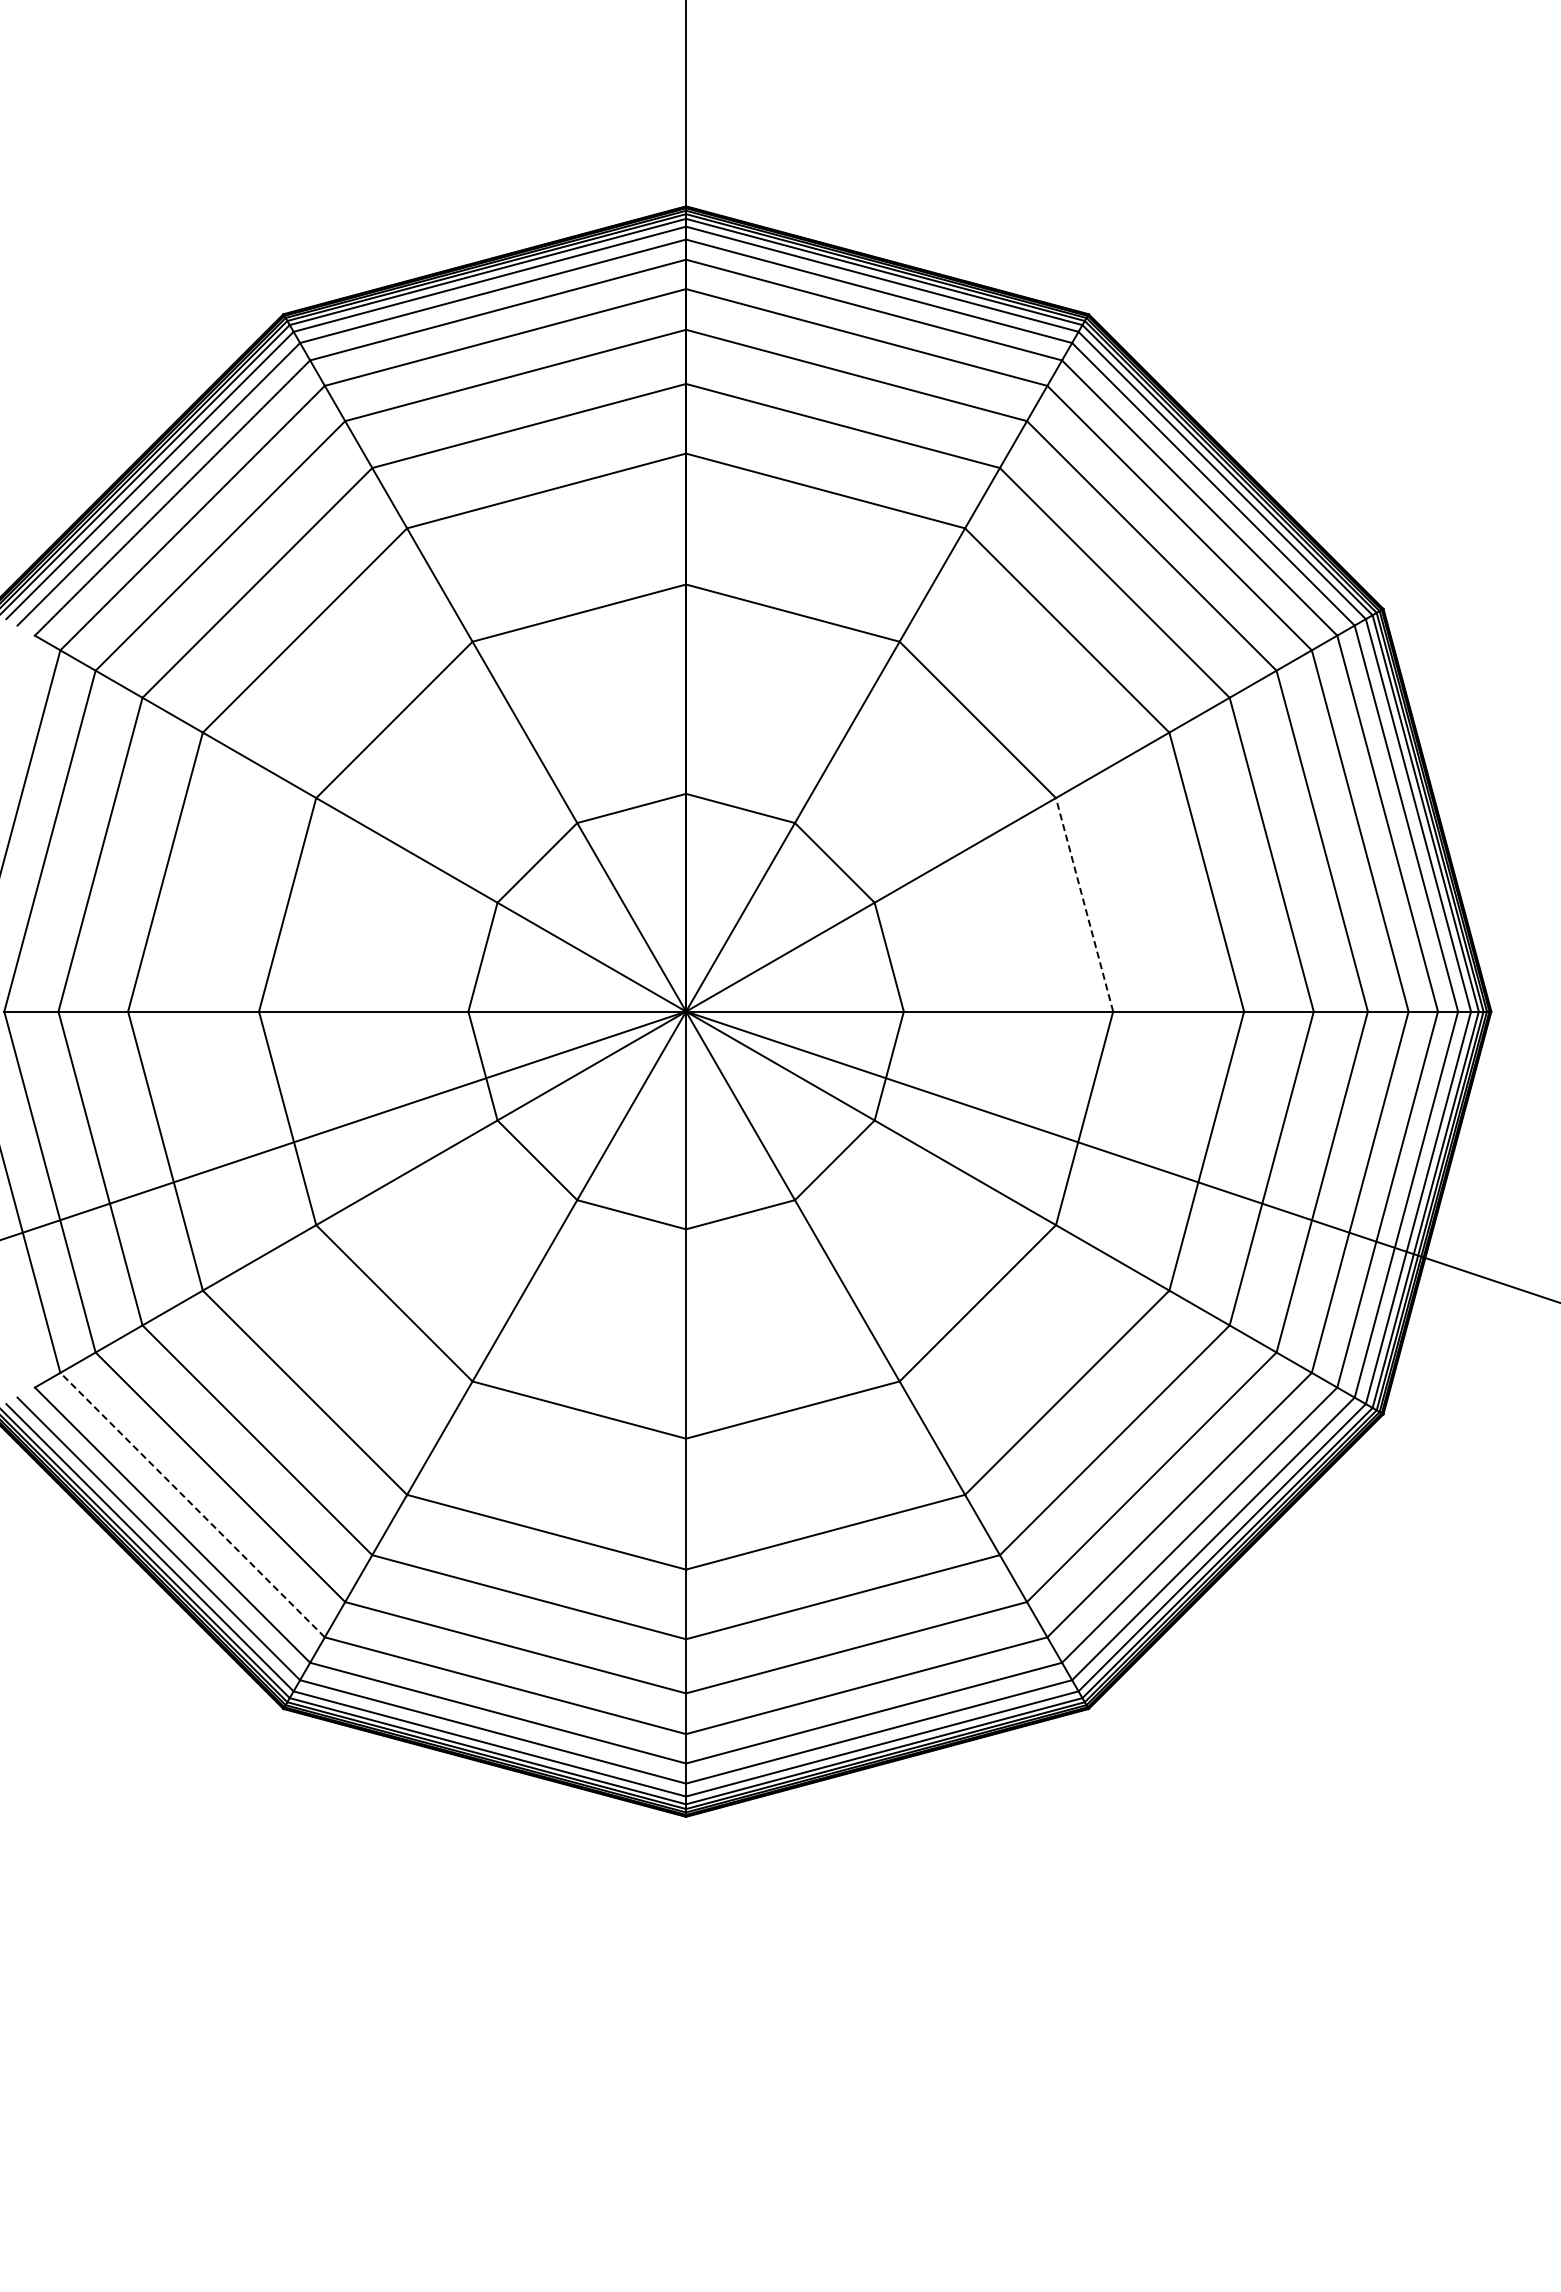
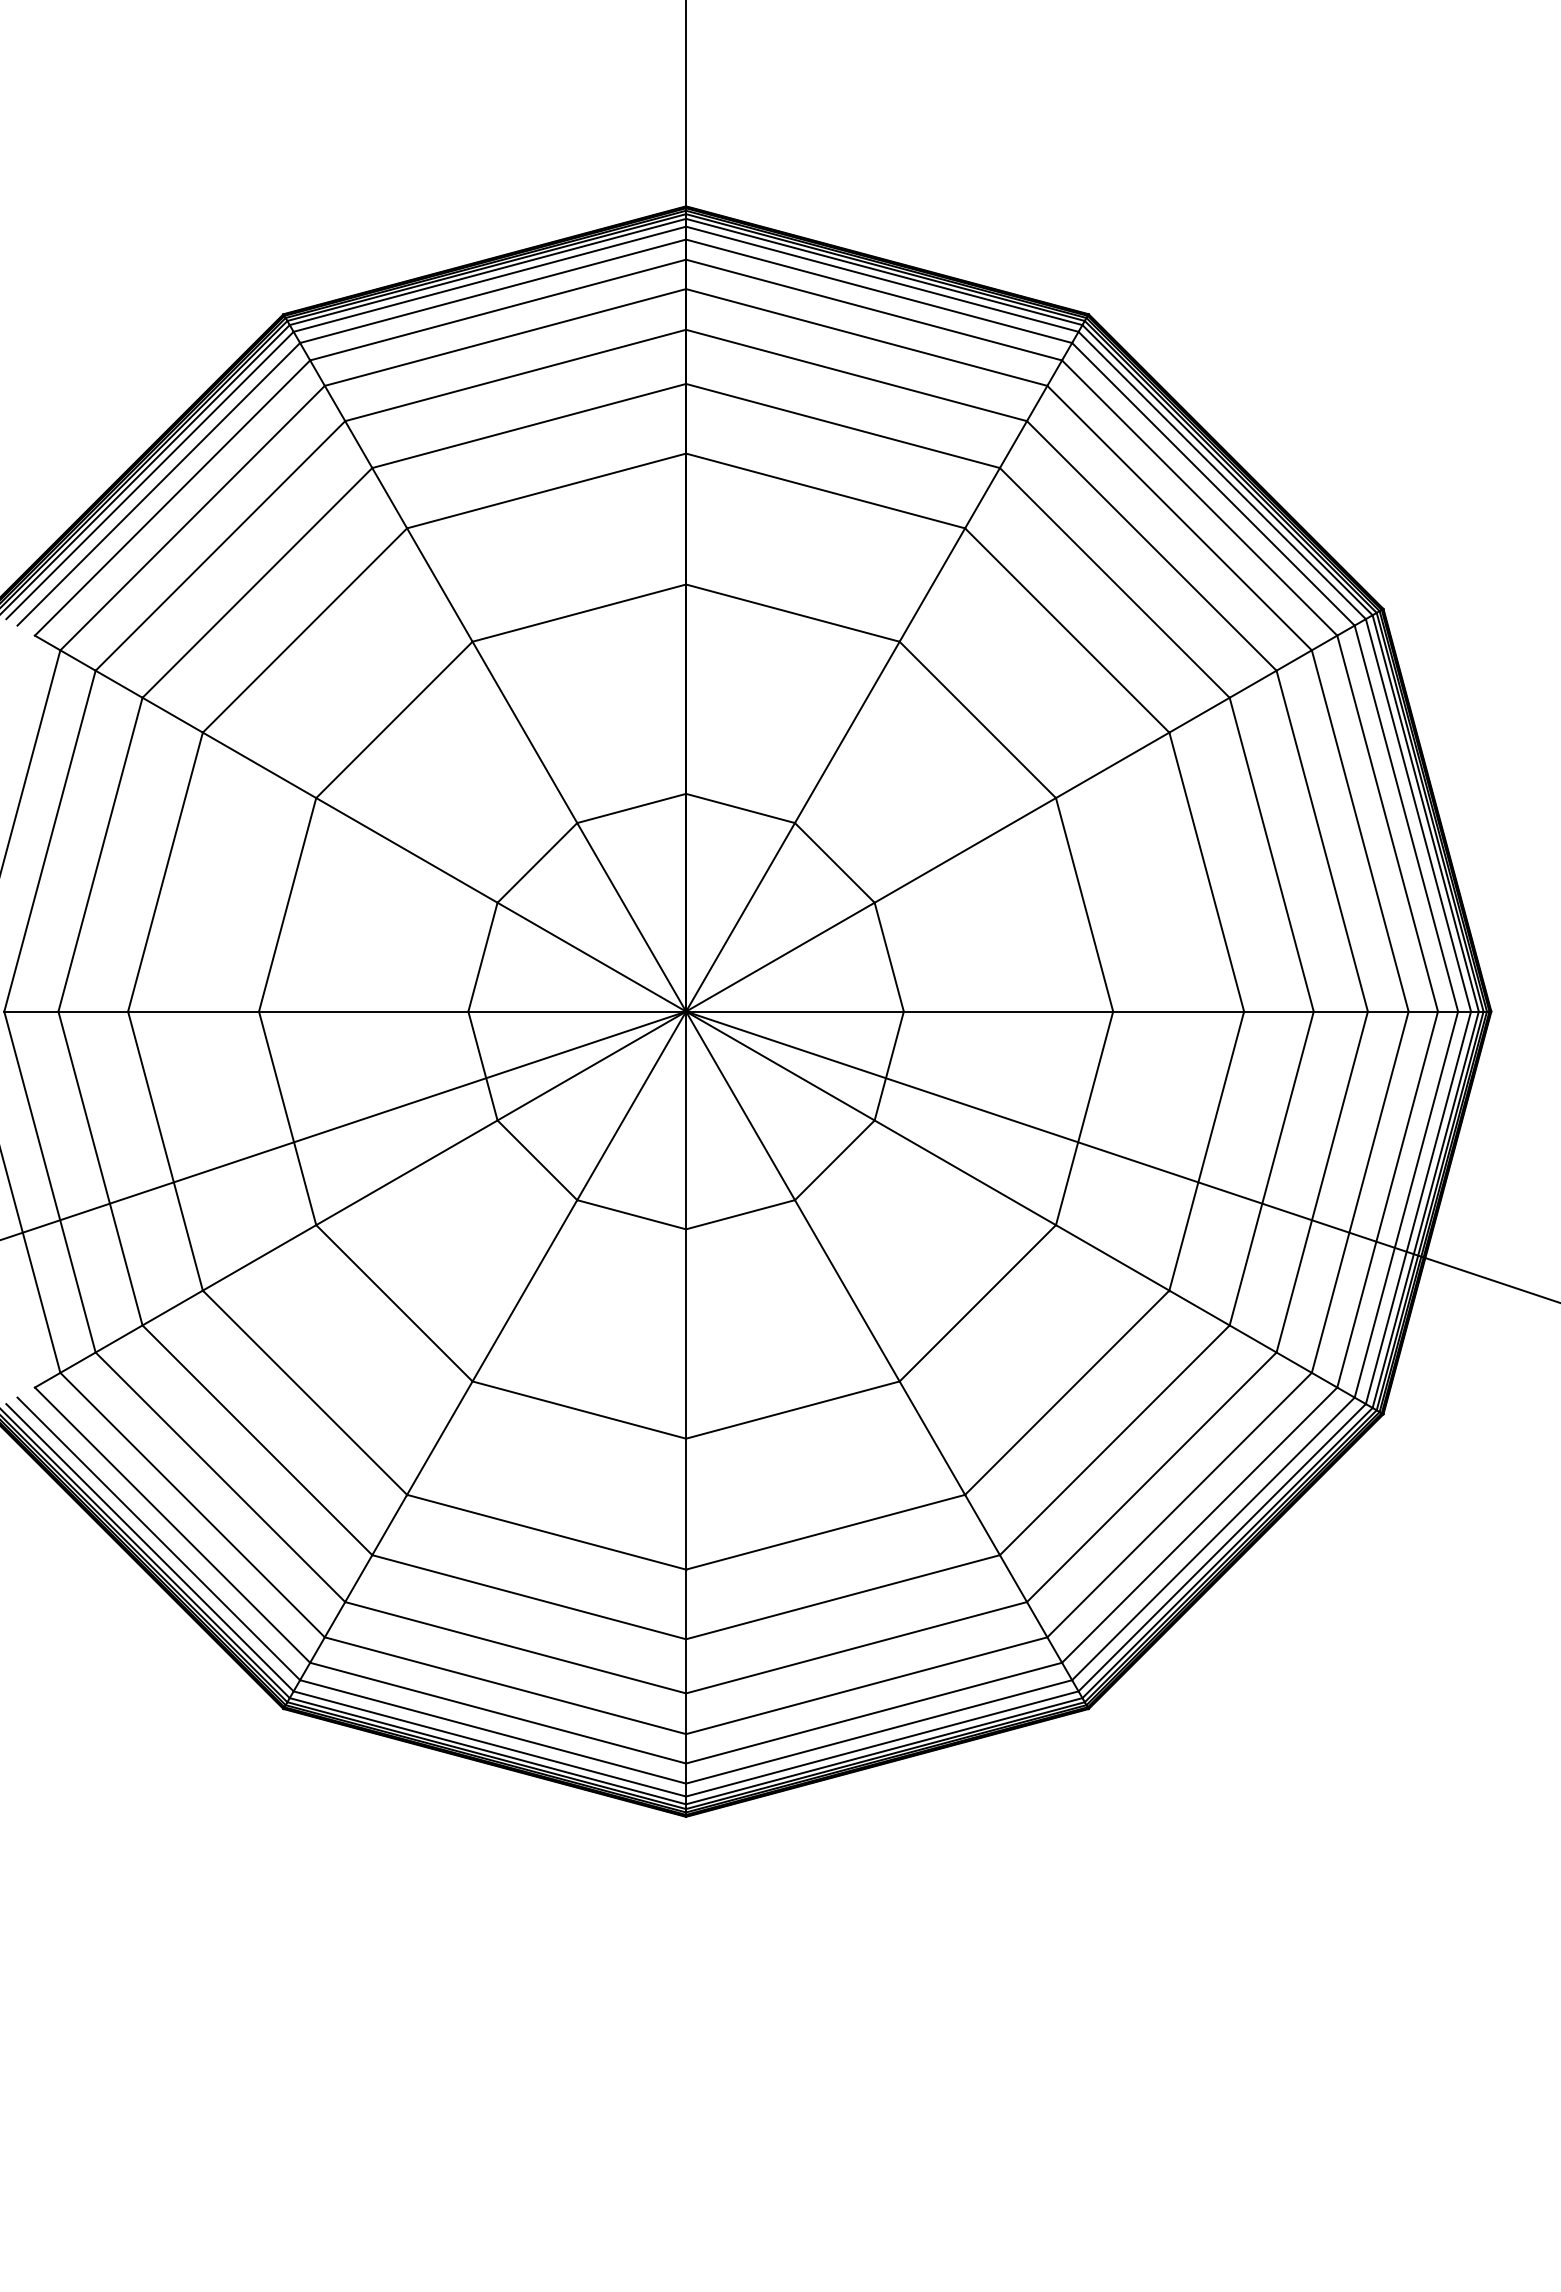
line: dashed -> solid (1084, 904)
line: dashed -> solid (192, 1504)
